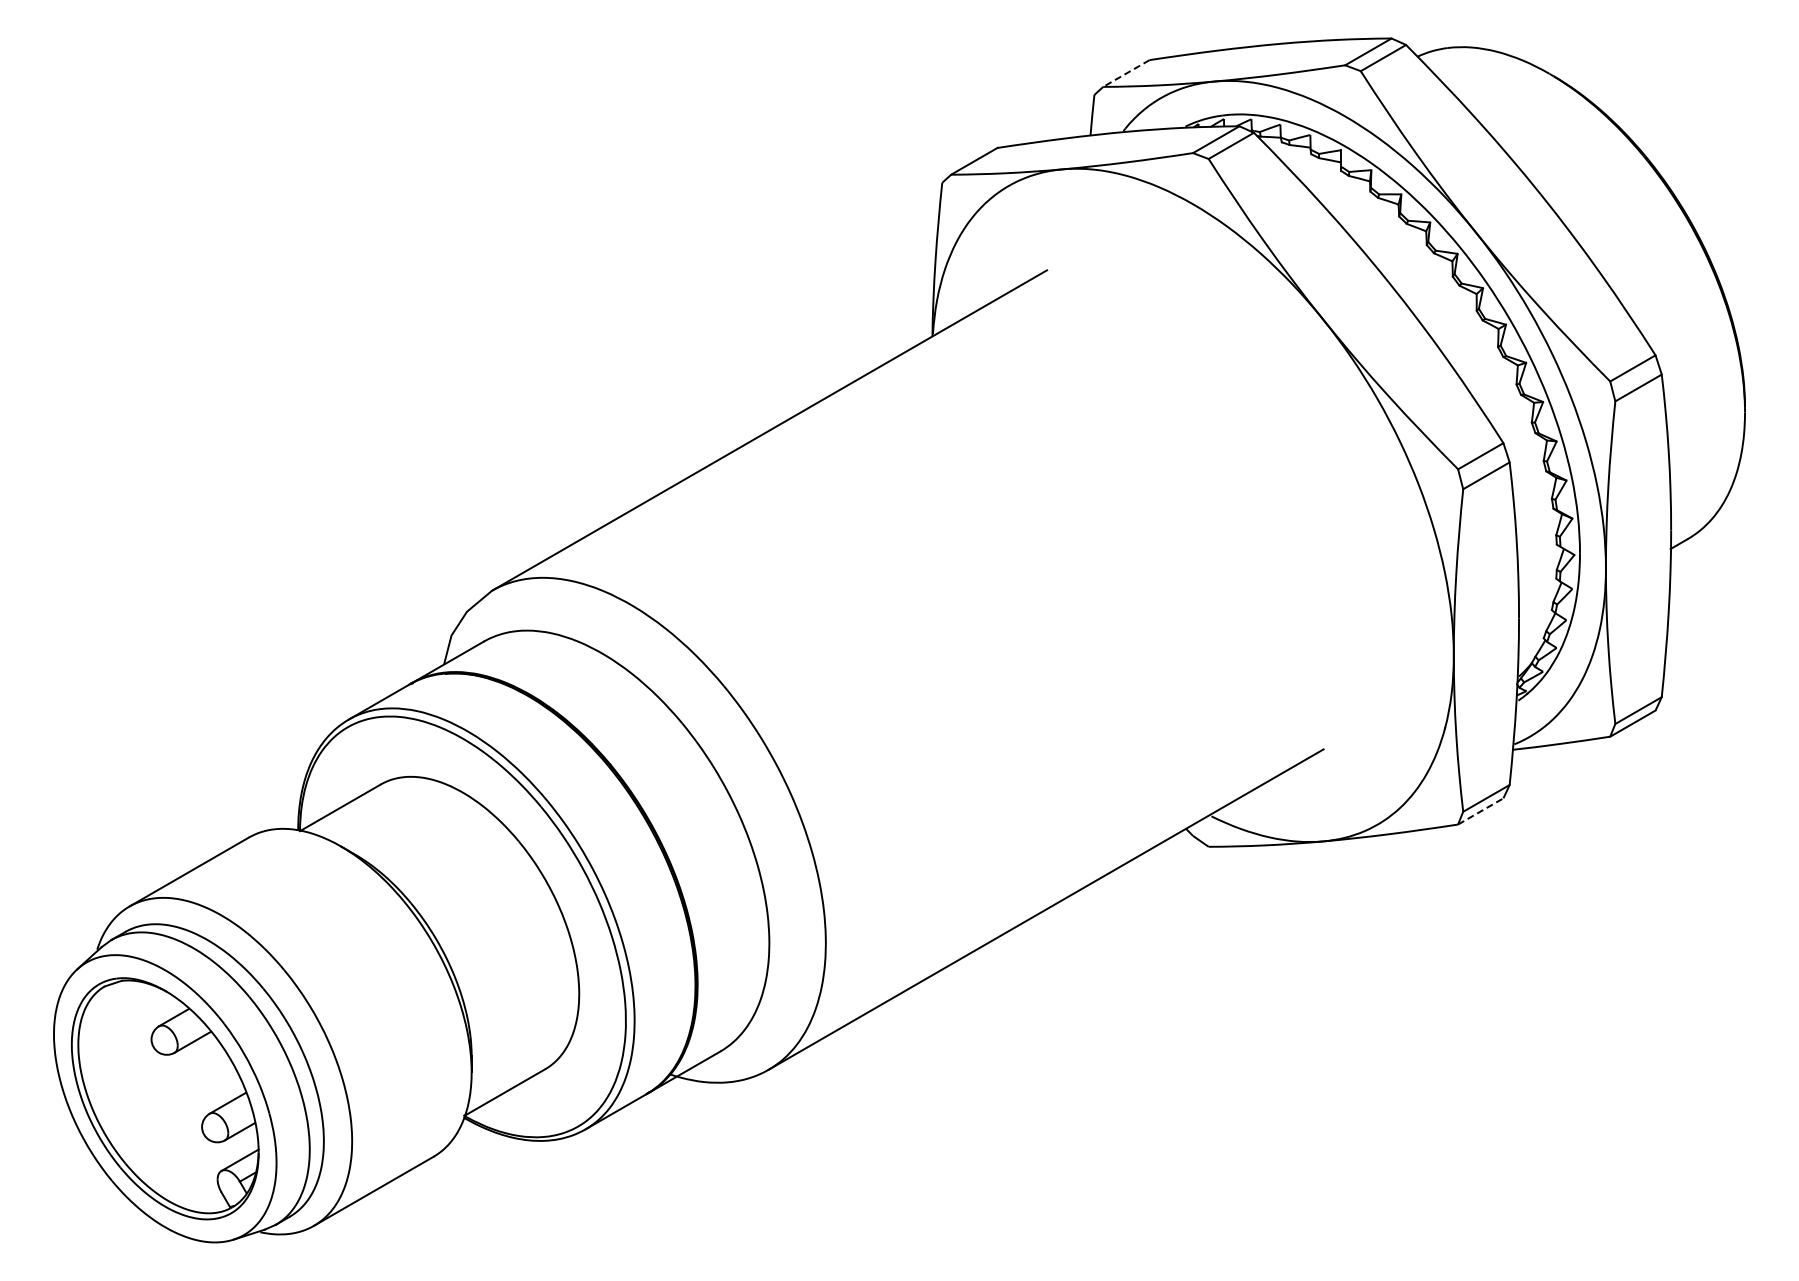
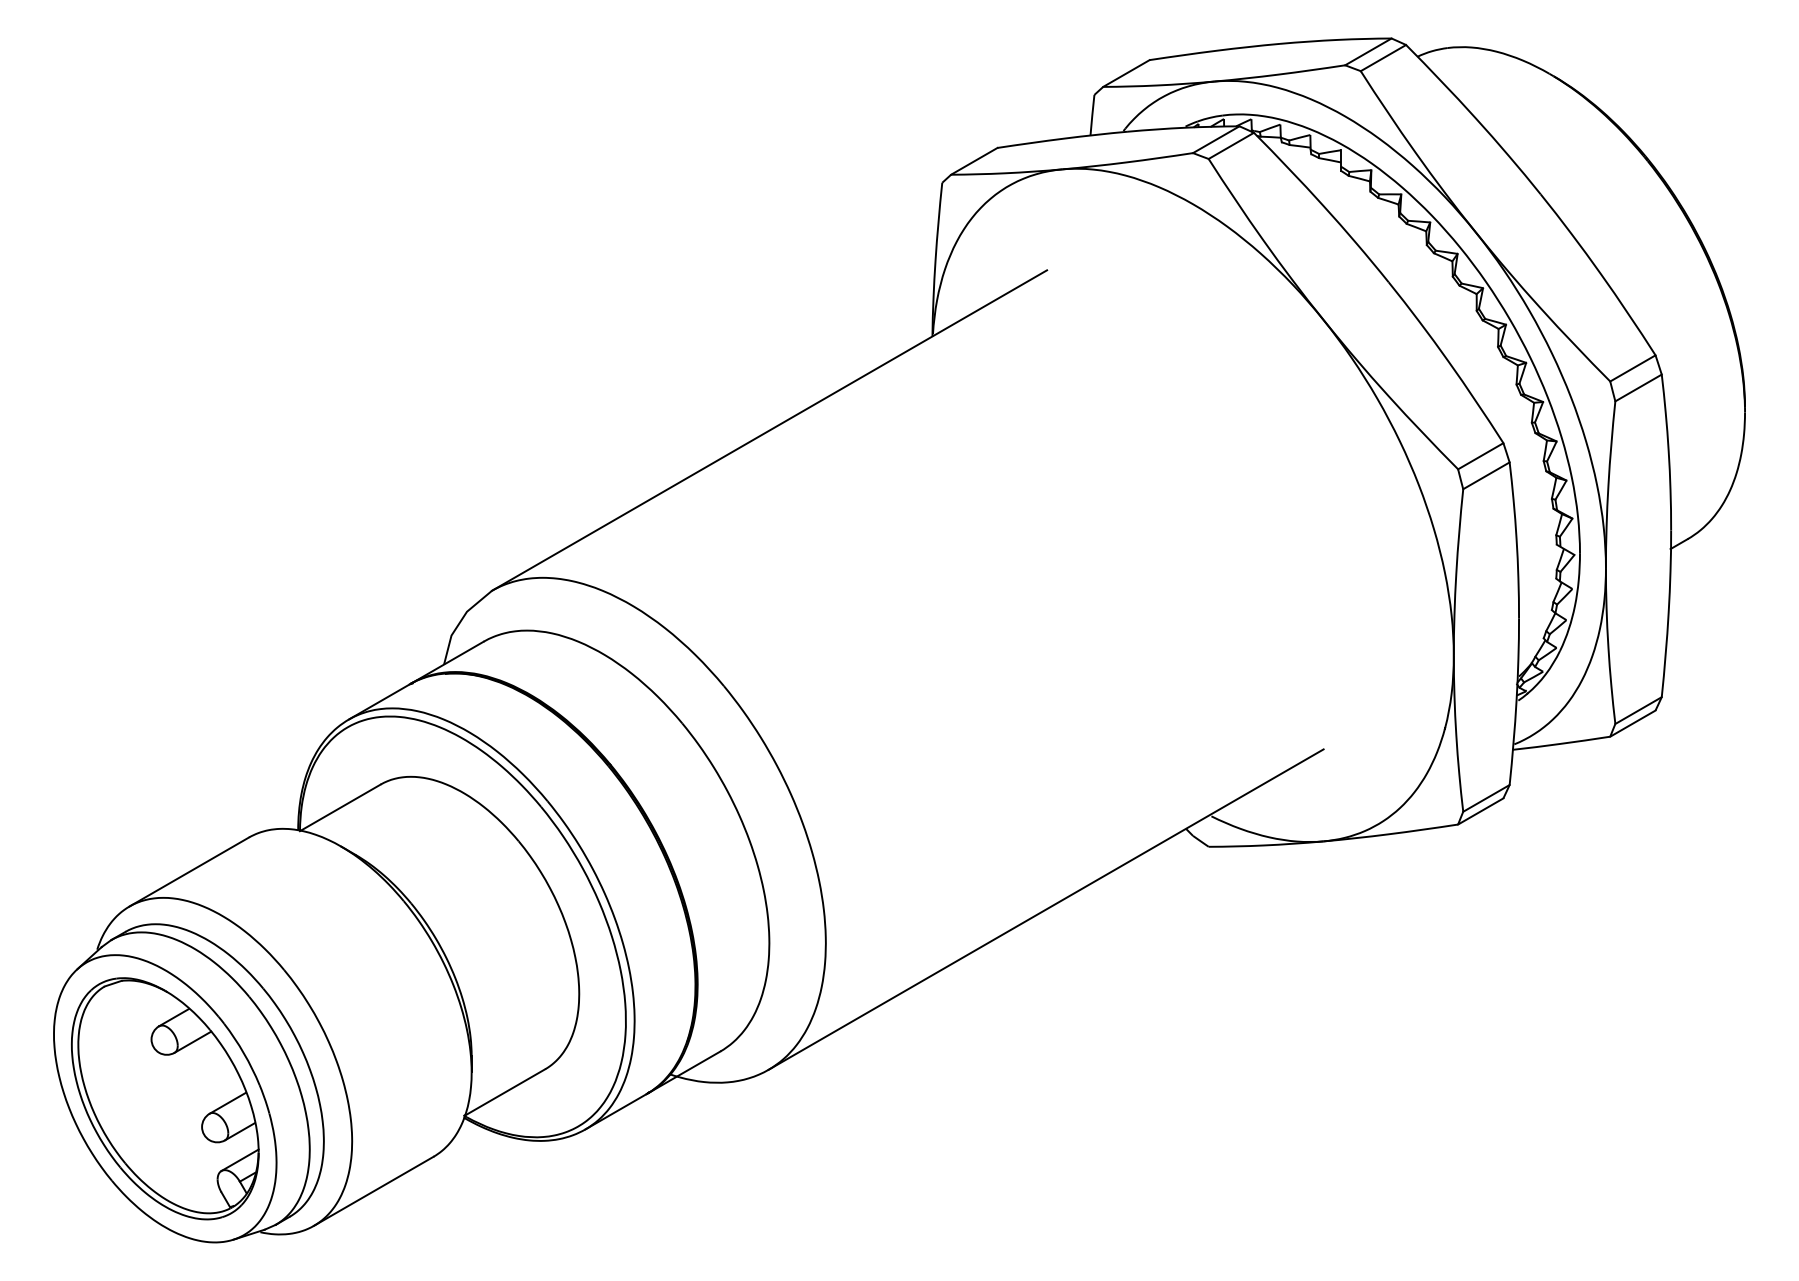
line: dashed -> solid (1126, 73)
line: dashed -> solid (1481, 811)
